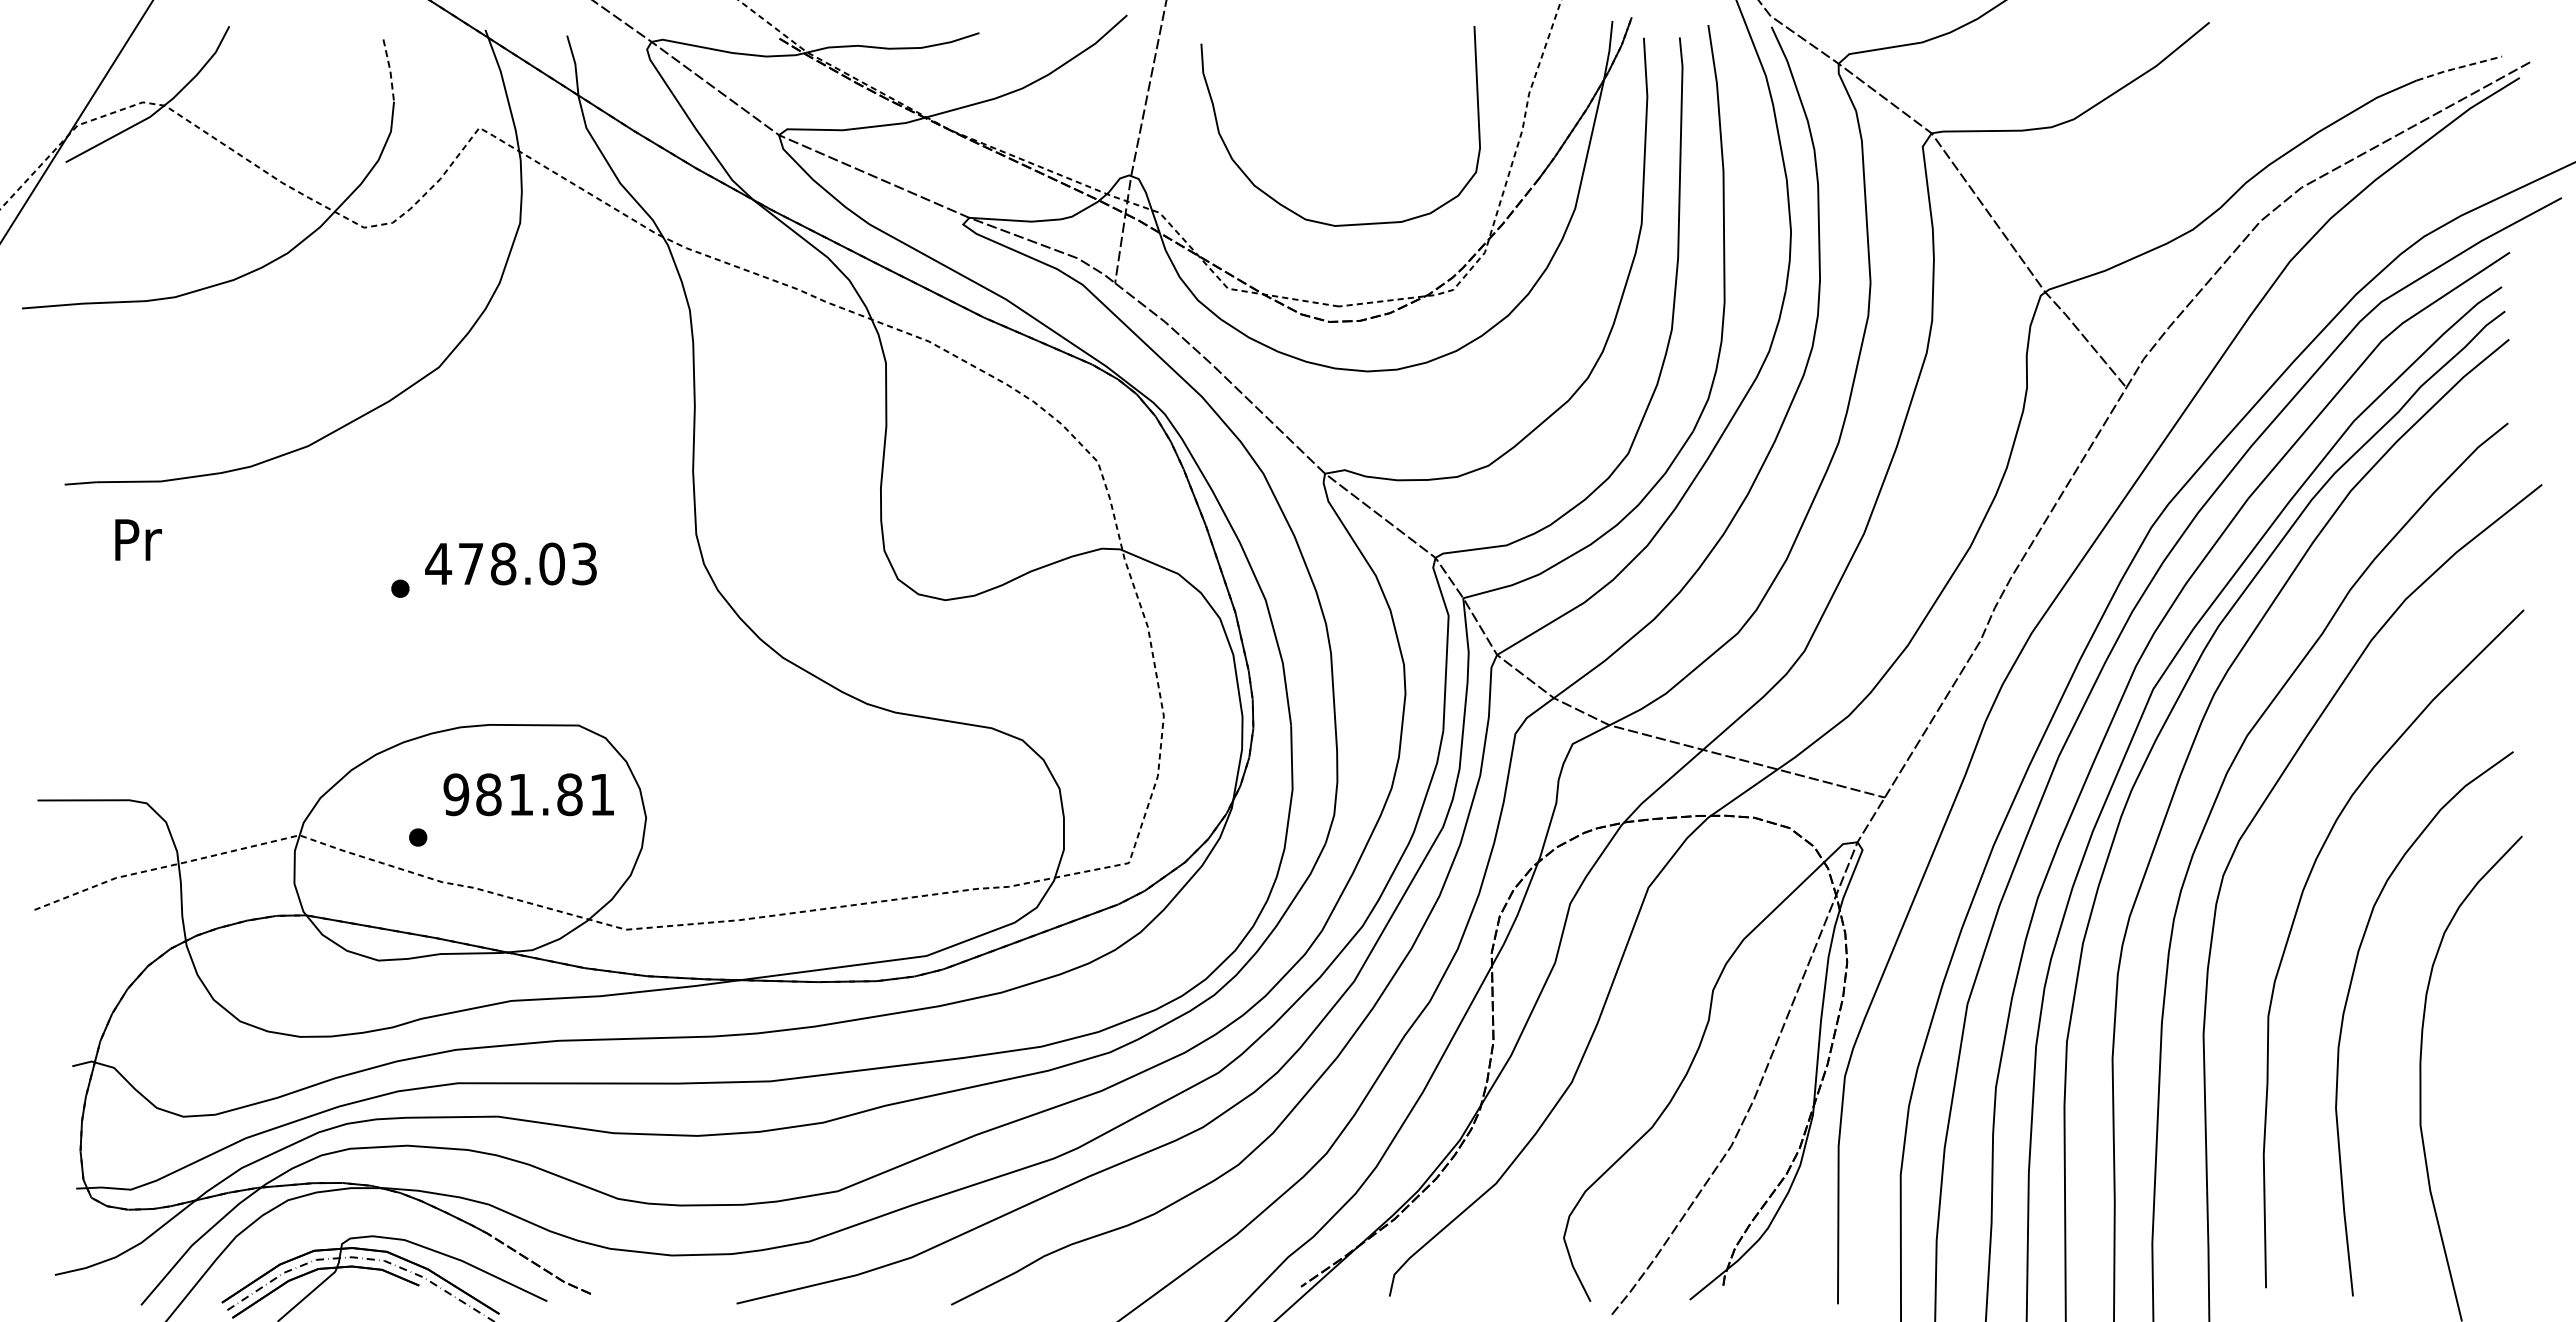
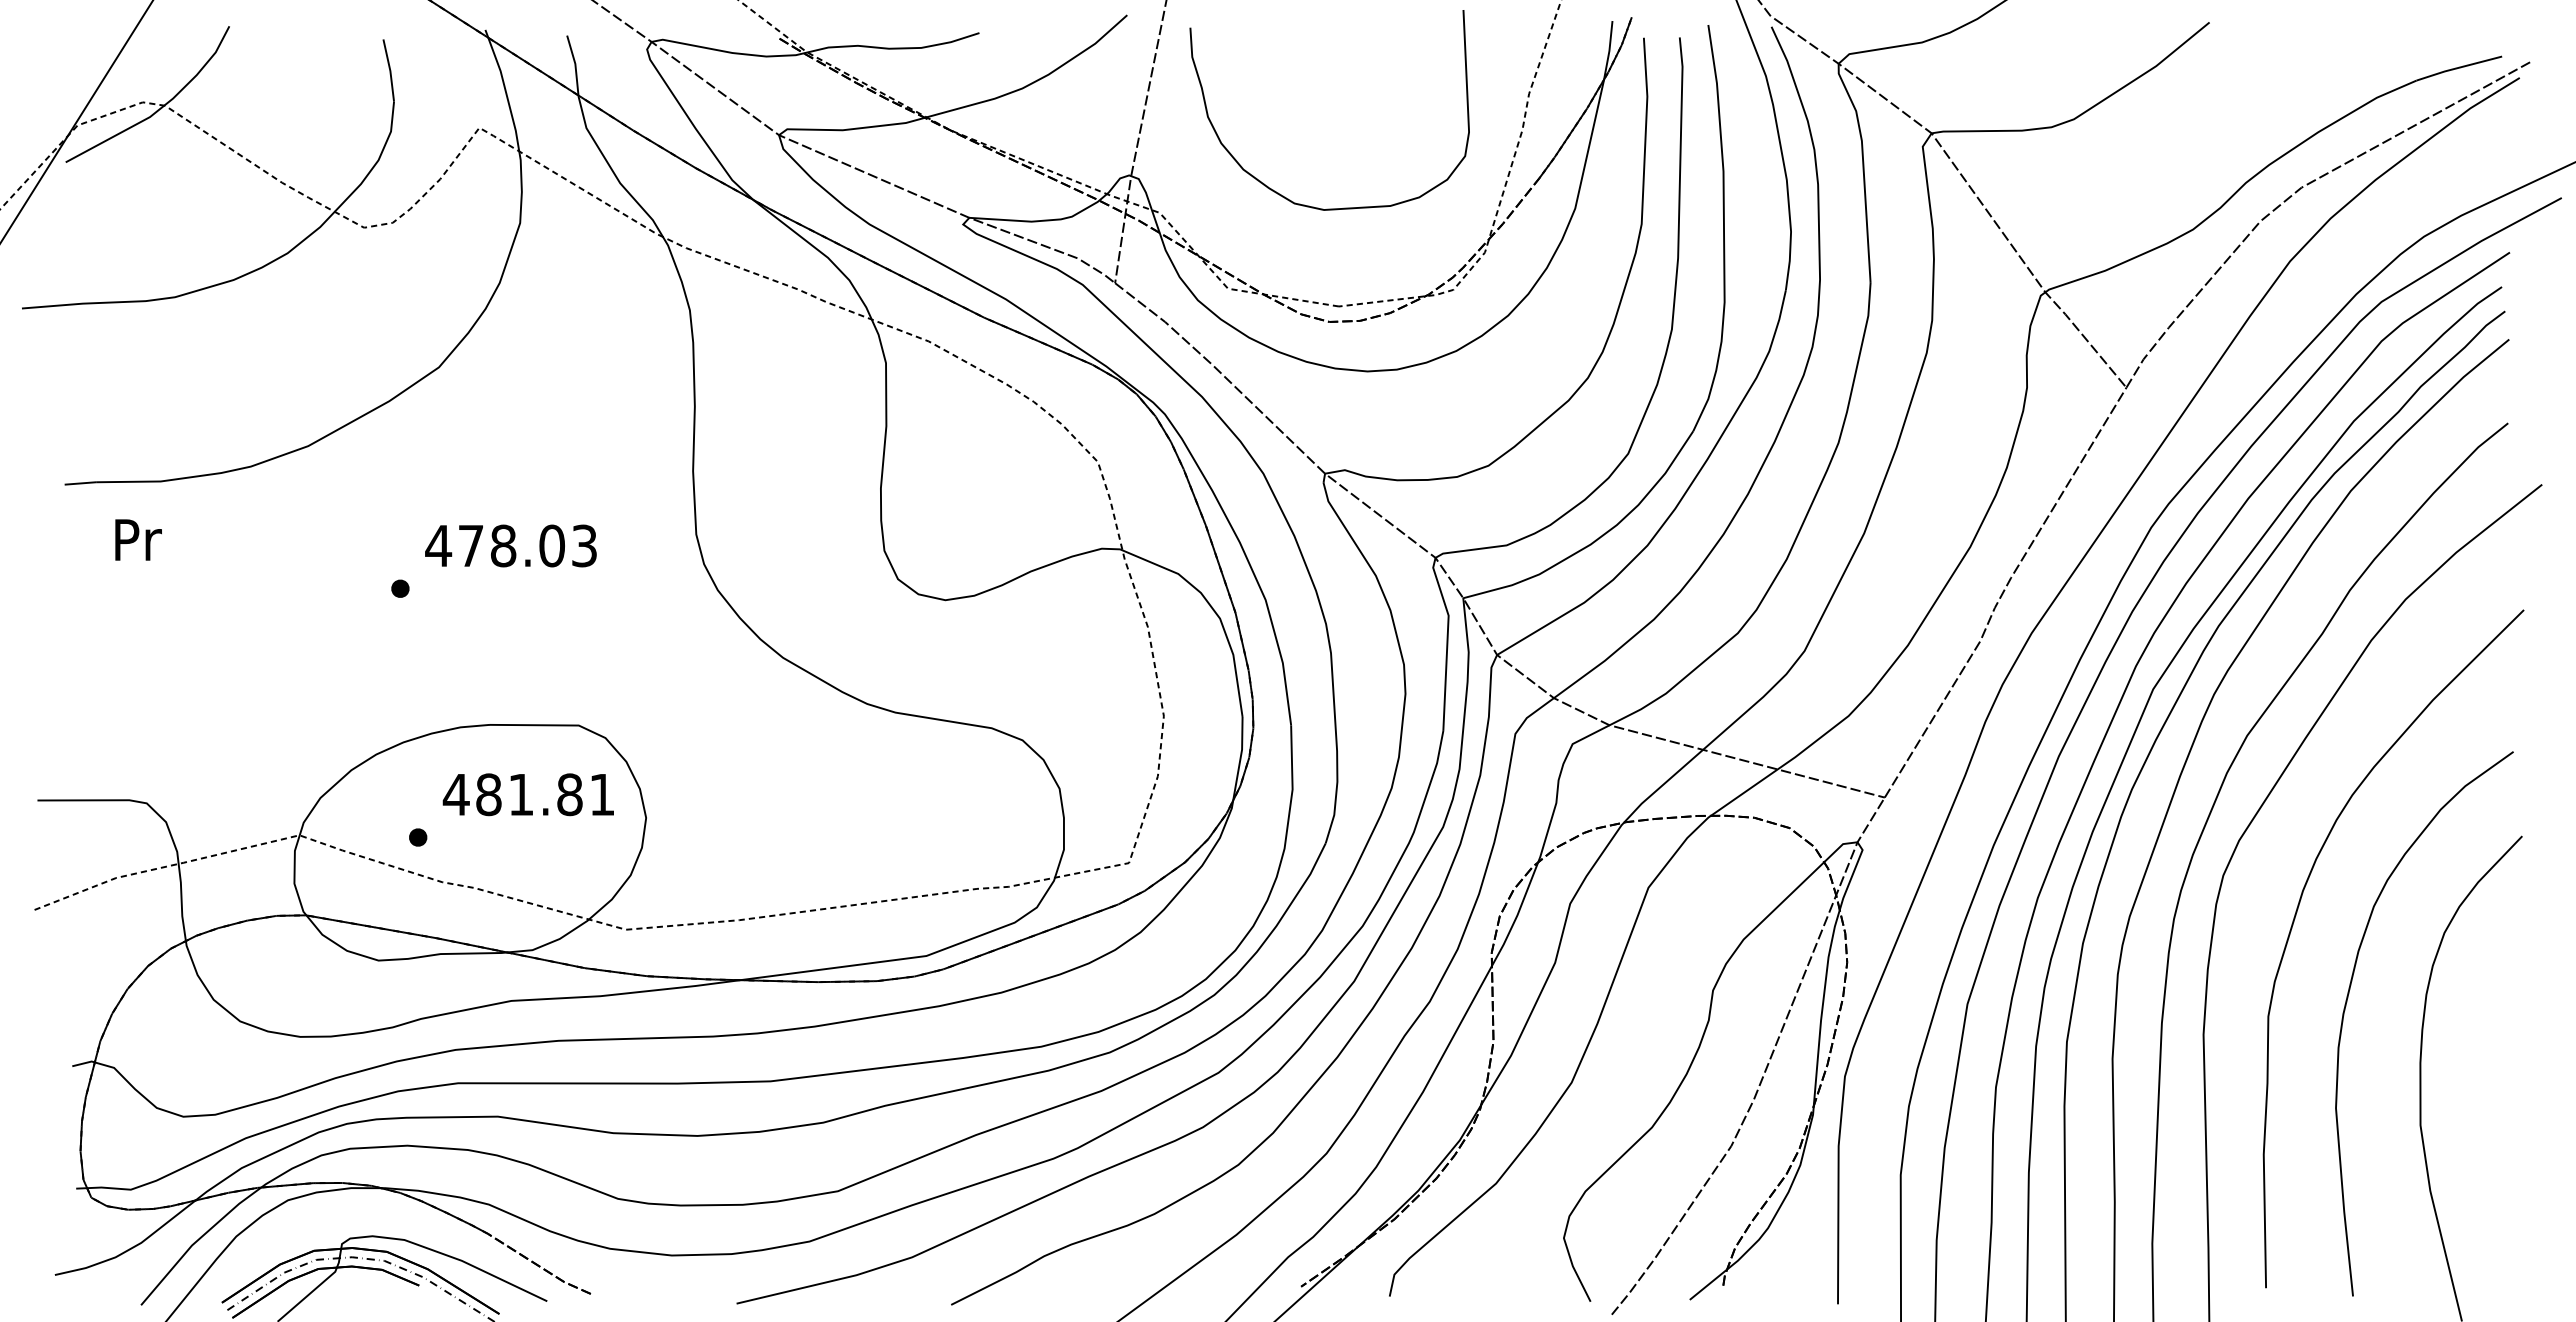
line: dashed -> solid (2459, 67)
line: dashed -> solid (390, 71)
curve position: (1289, 208) -> (1278, 192) (1278, 192)
text position: (510, 563) -> (510, 545) (510, 545)
text: 981.81 -> 481.81 (455, 794)
